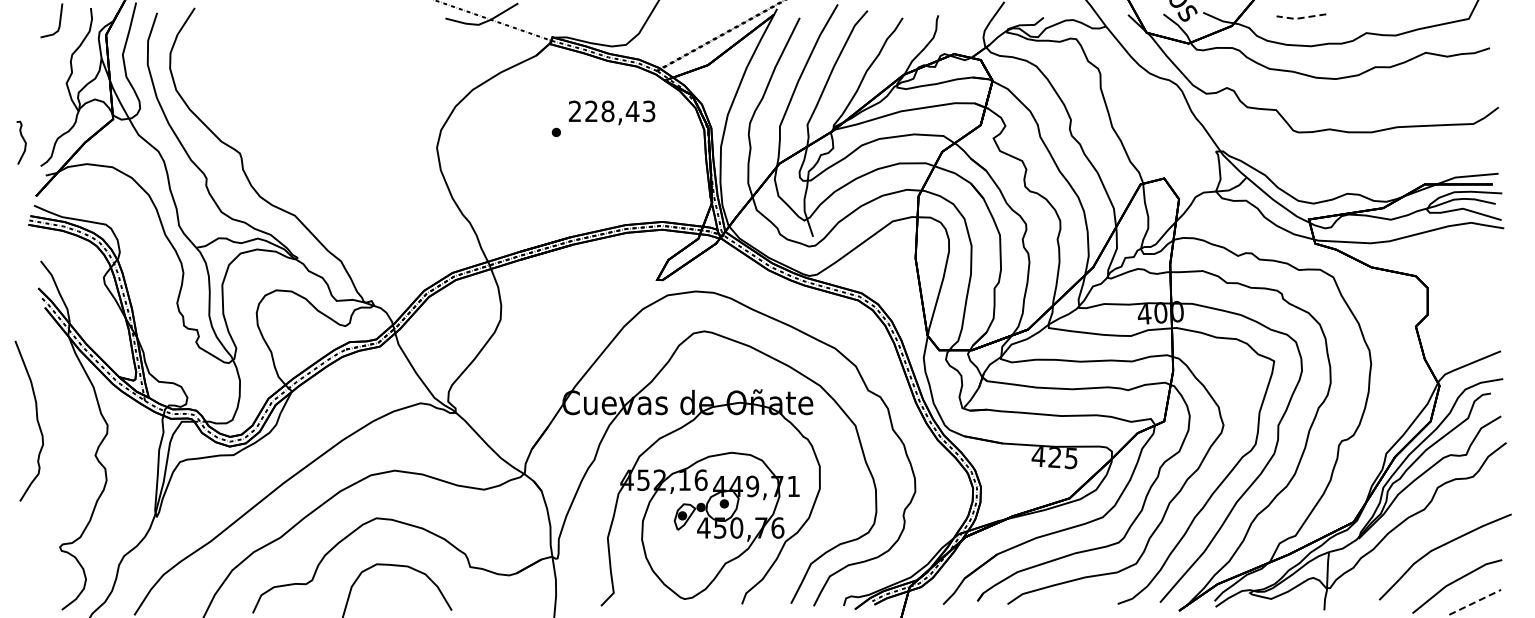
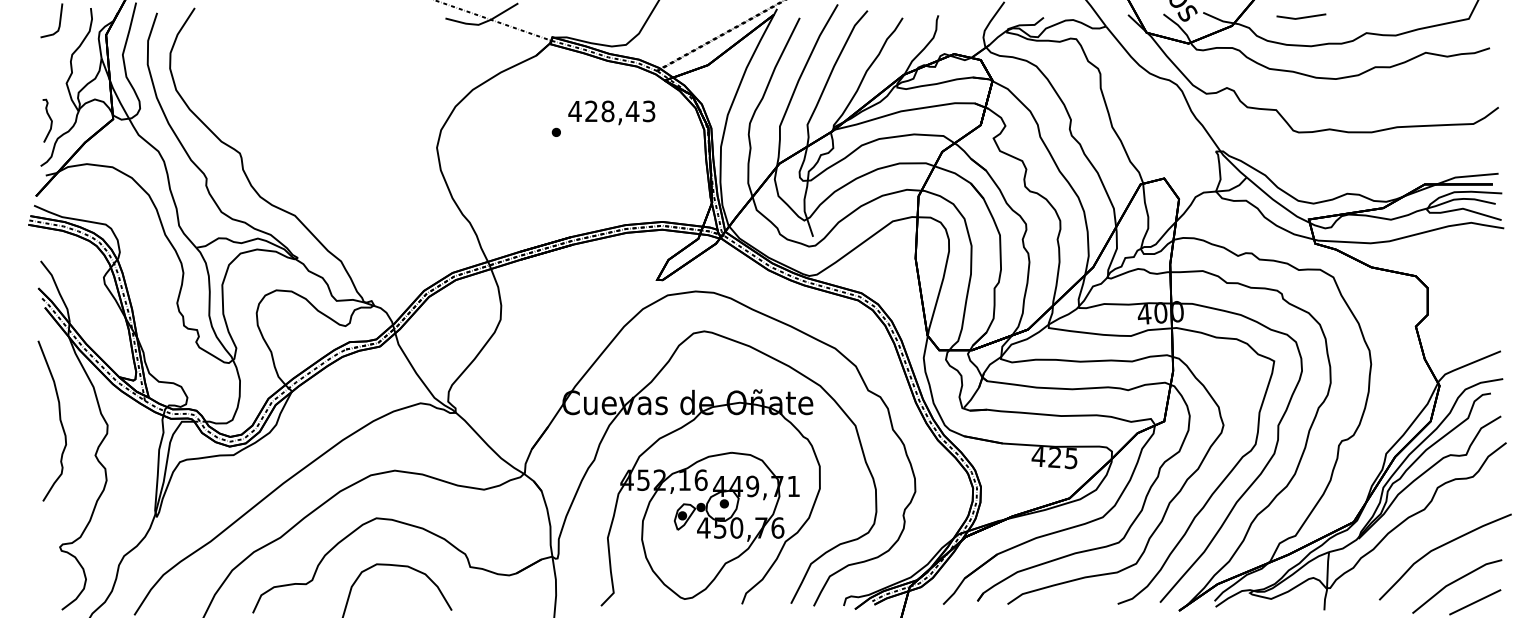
line: dashed -> solid (1300, 18)
text: 228,43 -> 428,43 (574, 110)
curve position: (23, 140) -> (49, 118) (49, 118)
curve position: (36, 420) -> (59, 420) (59, 420)
line: dashed -> solid (1475, 602)
